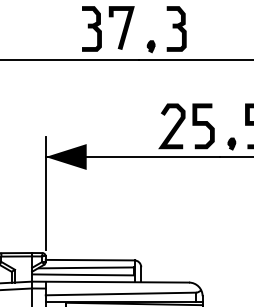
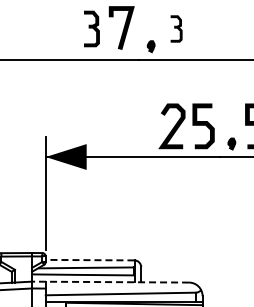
part size: 20x46 px -> 16x38 px (91, 28)
part size: 21x46 px -> 13x28 px (176, 28)
line: solid -> dashed (89, 260)
line: solid -> dashed (110, 282)
